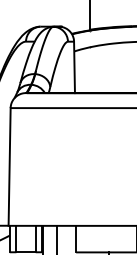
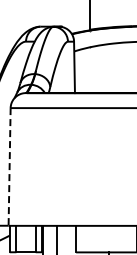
line: solid -> dashed (9, 166)
